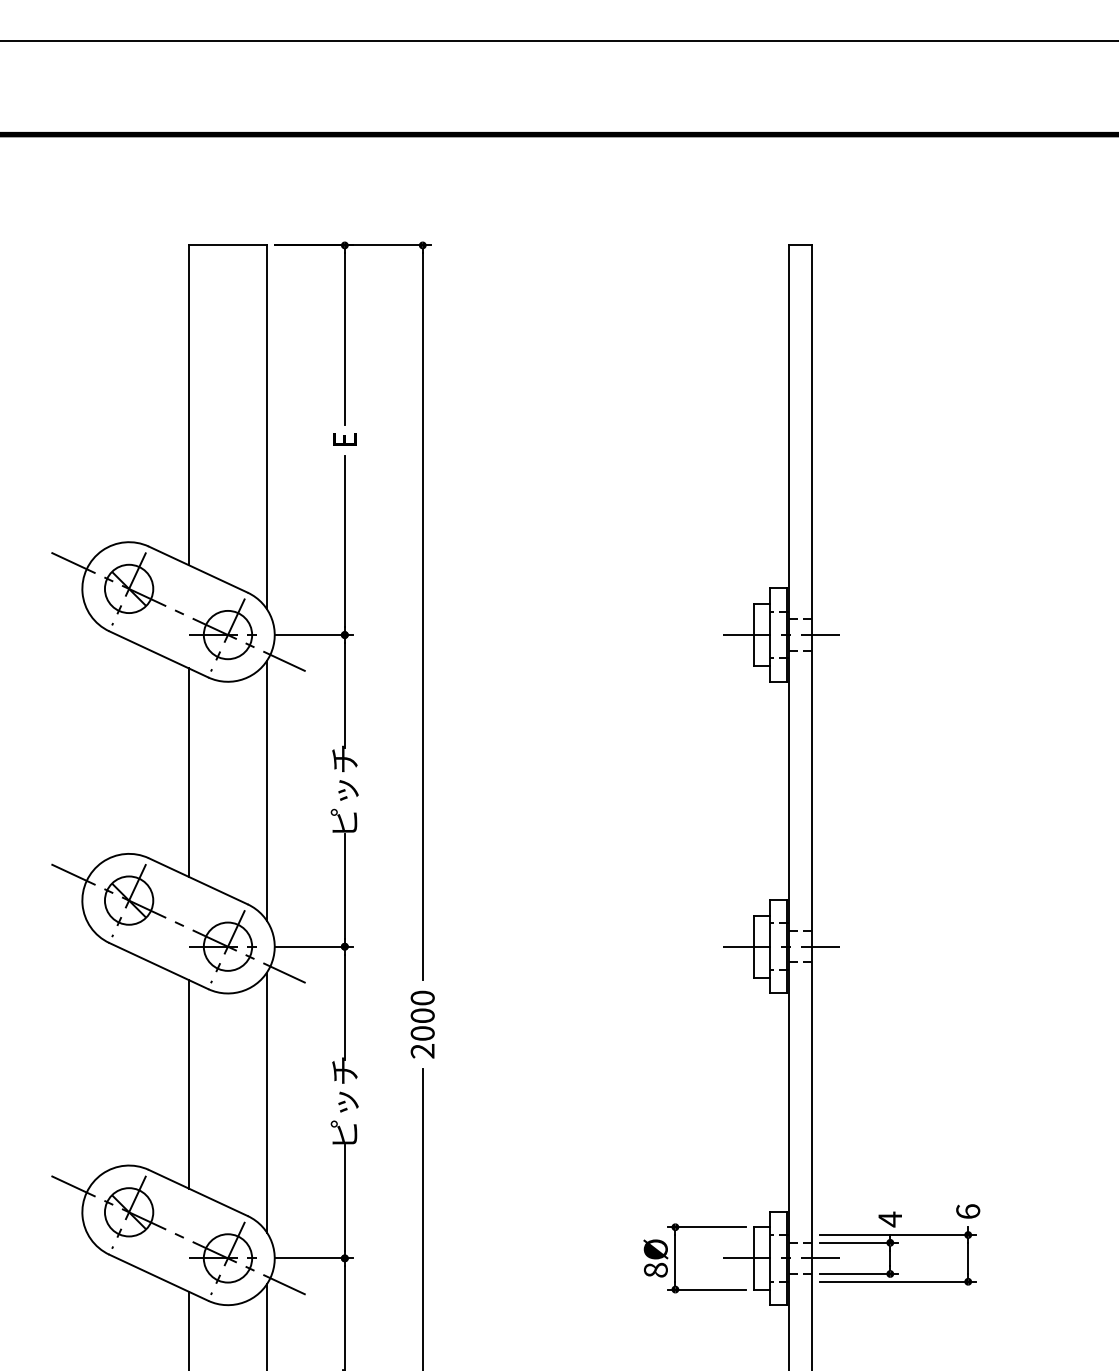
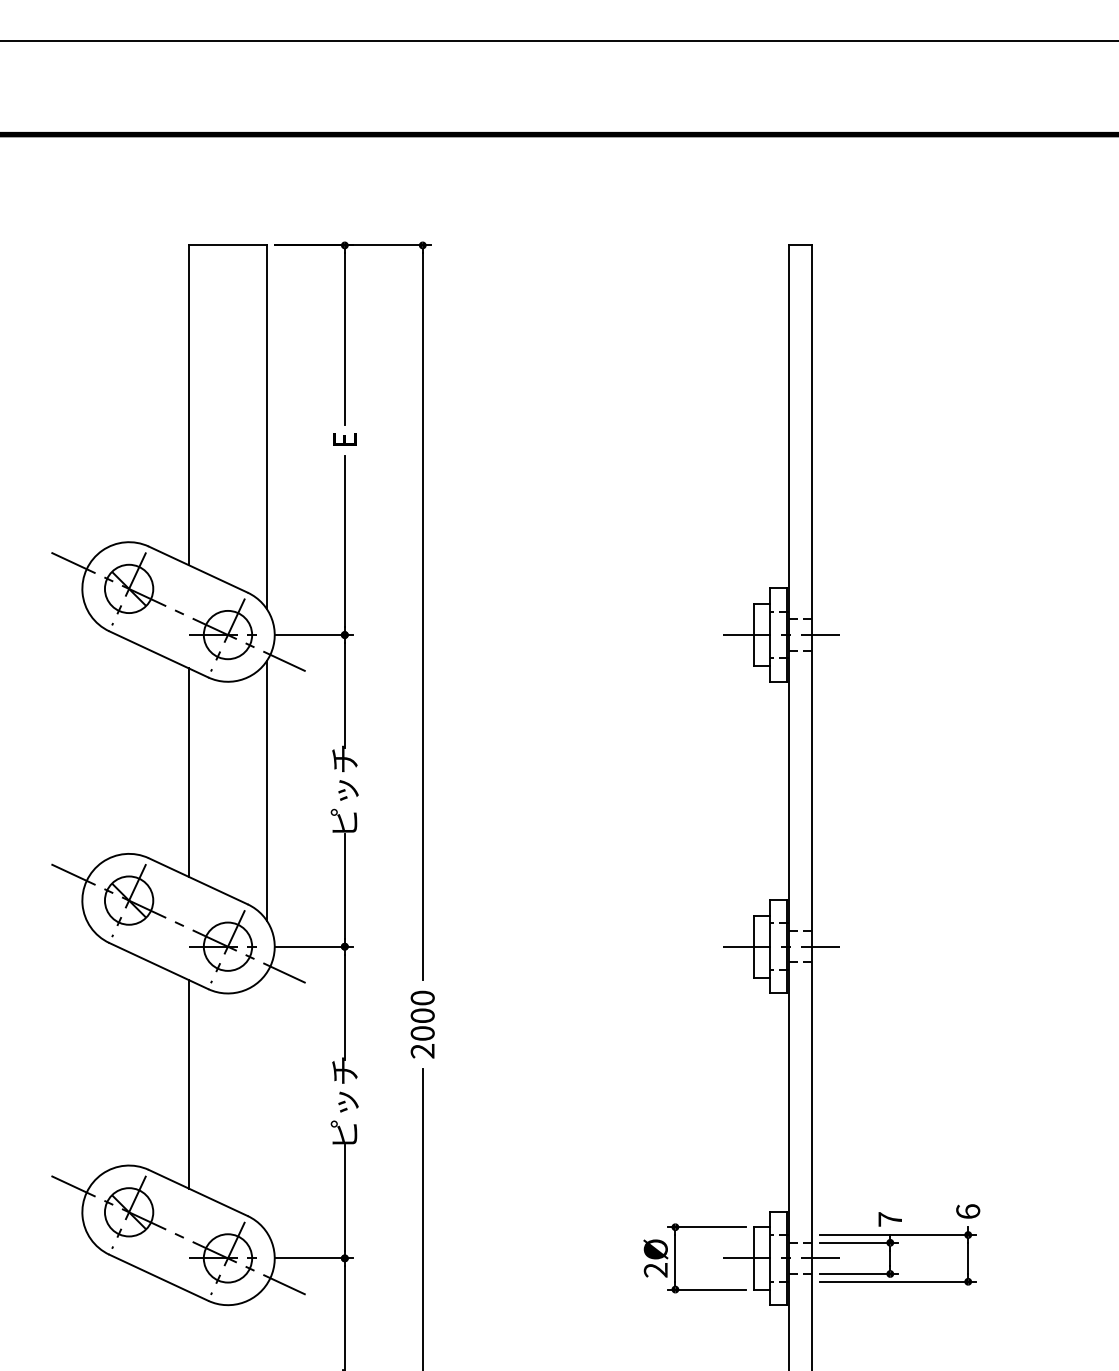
line: present -> none (266, 1102)
text: 4 -> 7 (889, 1219)
text: 8Ø -> 2Ø (655, 1269)
line: present -> none (266, 1325)
line: present -> none (189, 1329)
